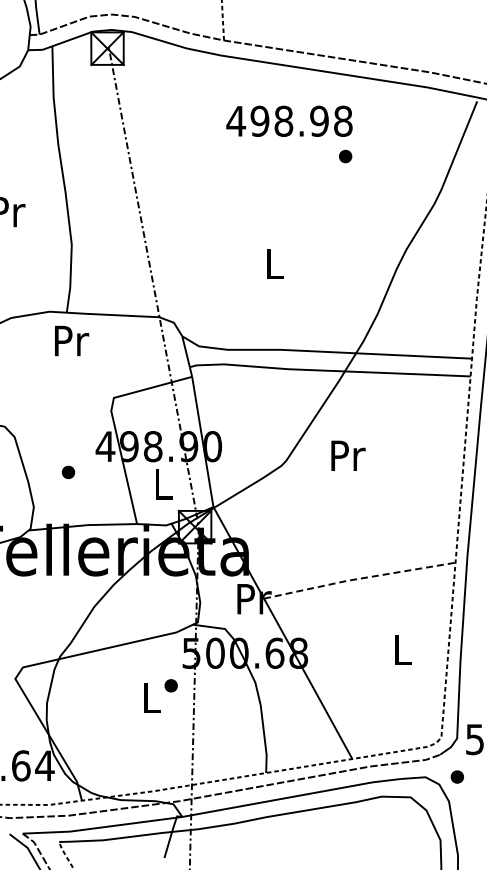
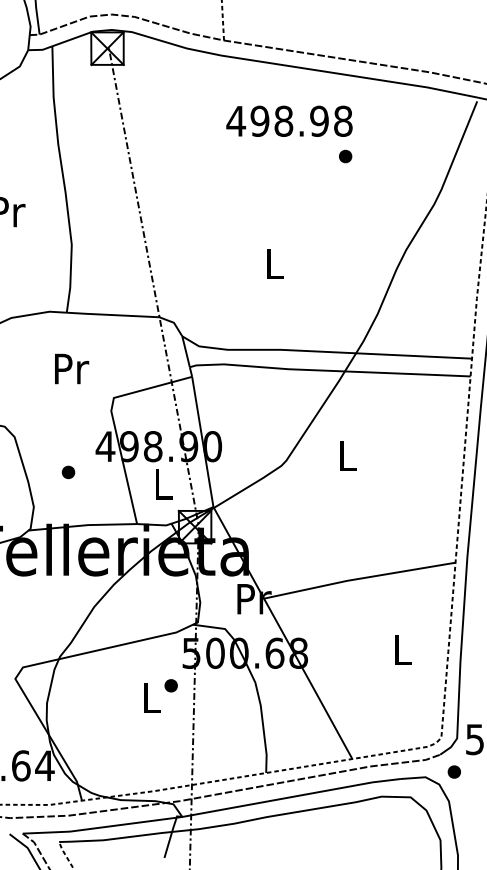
text position: (72, 340) -> (72, 368) (72, 368)
text: Pr -> L (348, 455)
line: dashed -> solid (359, 578)
part position: (456, 776) -> (453, 771) (453, 771)
